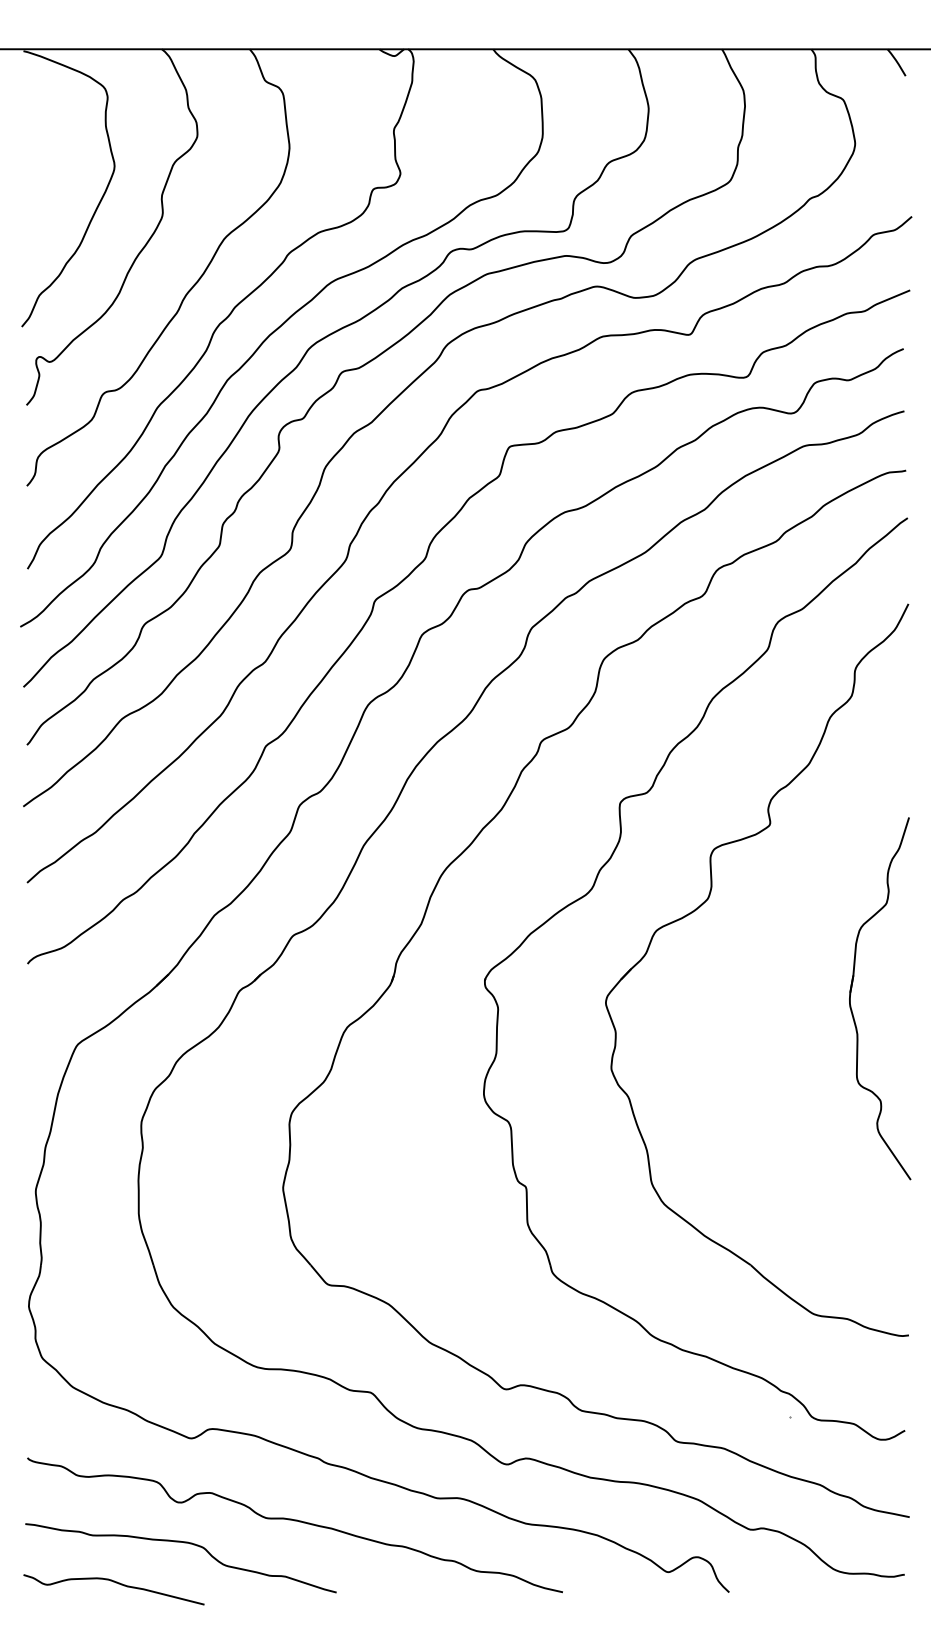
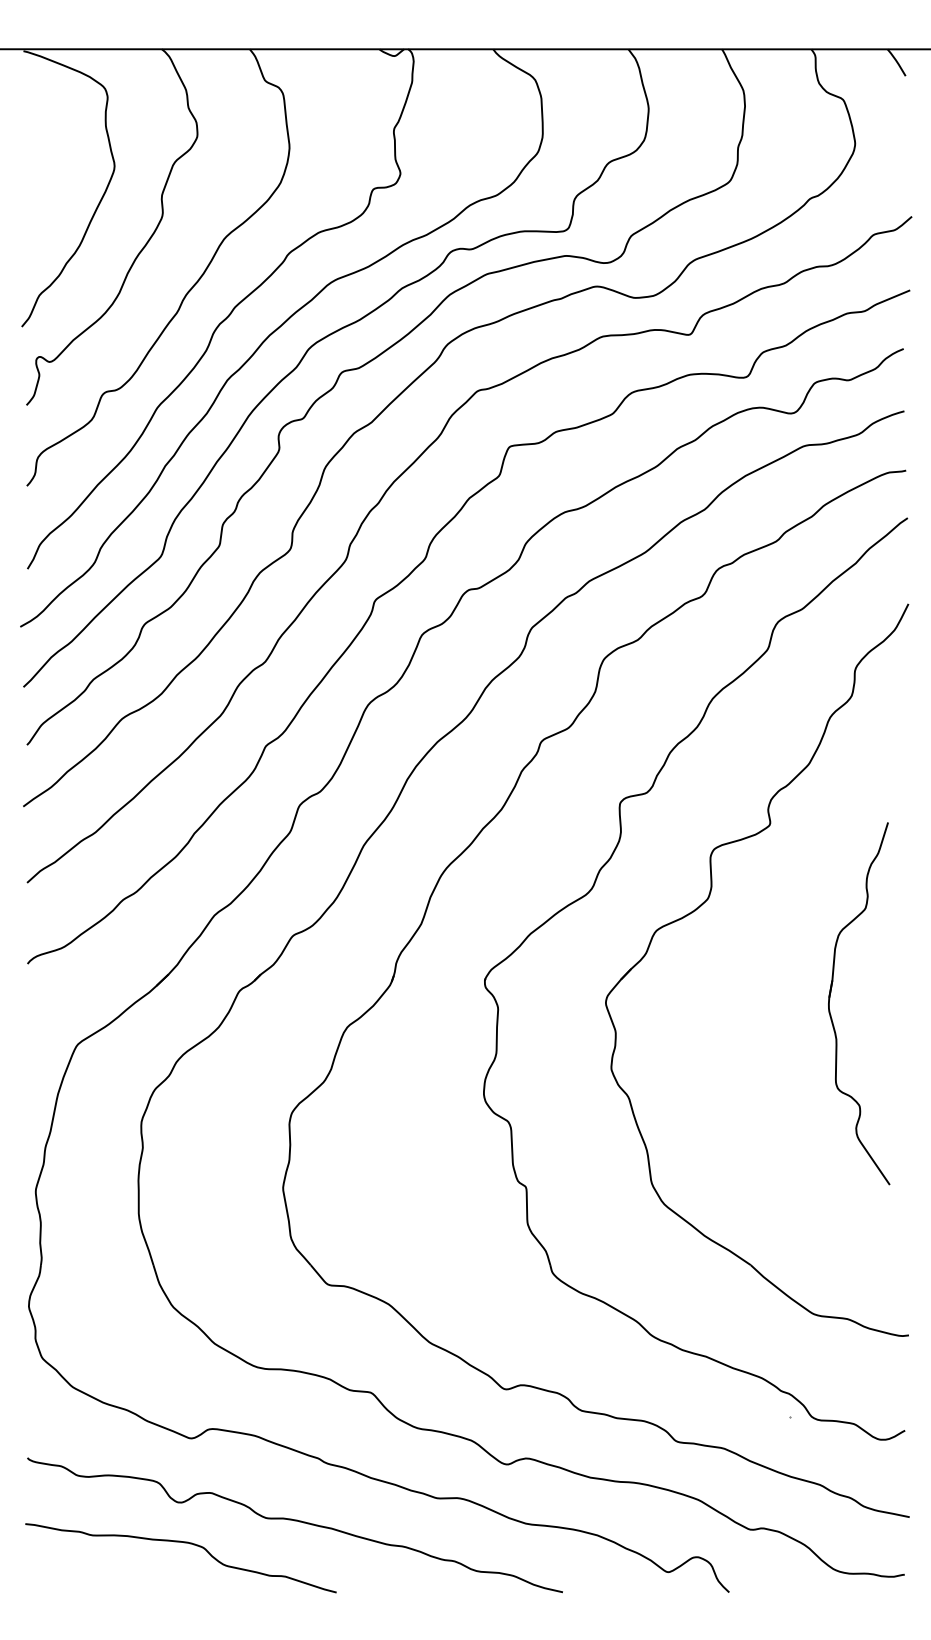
part position: (851, 994) -> (830, 999) (830, 999)
curve: present -> none (116, 1583)
